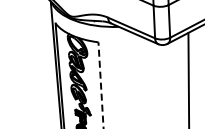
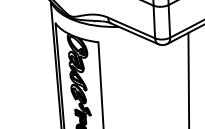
line: dashed -> solid (101, 85)
